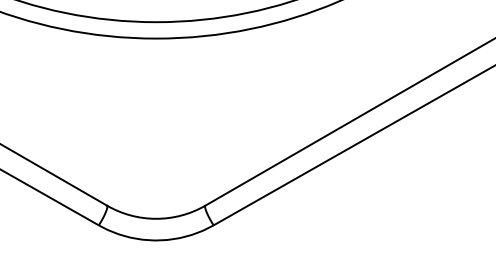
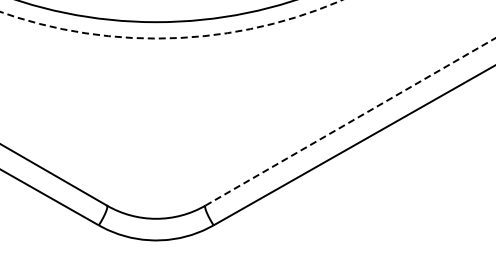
arc: solid -> dashed (172, 38)
line: solid -> dashed (350, 121)
